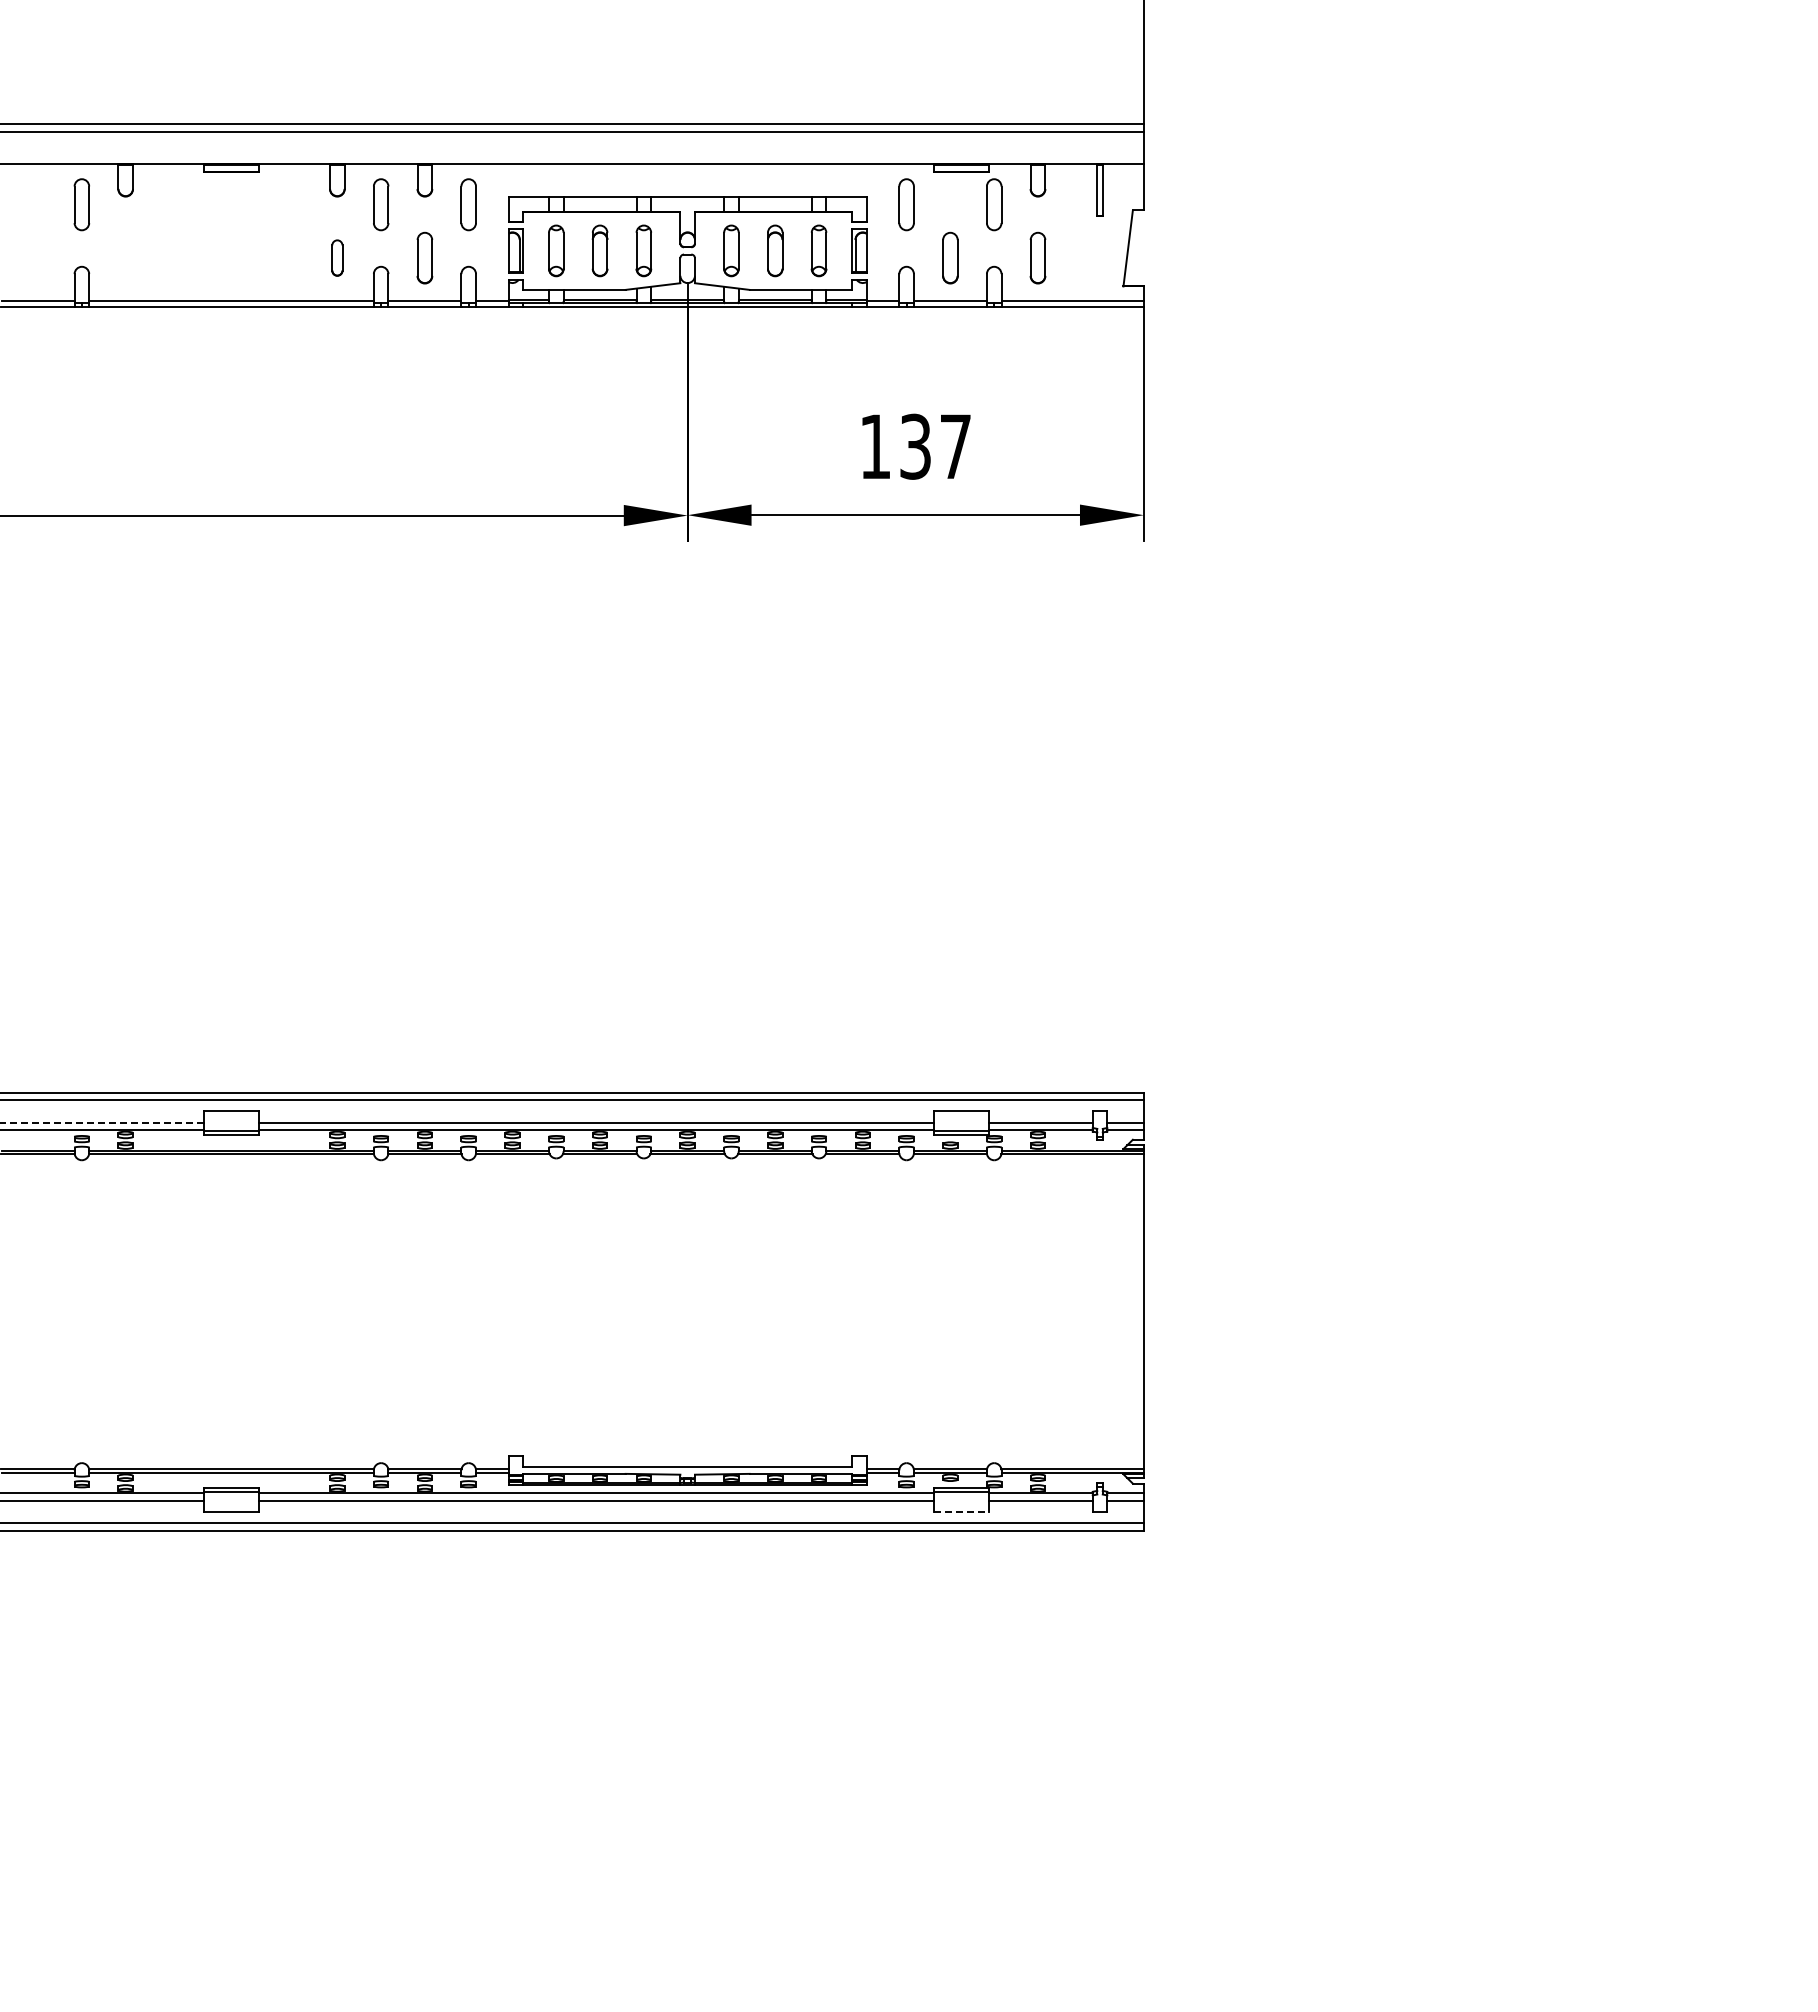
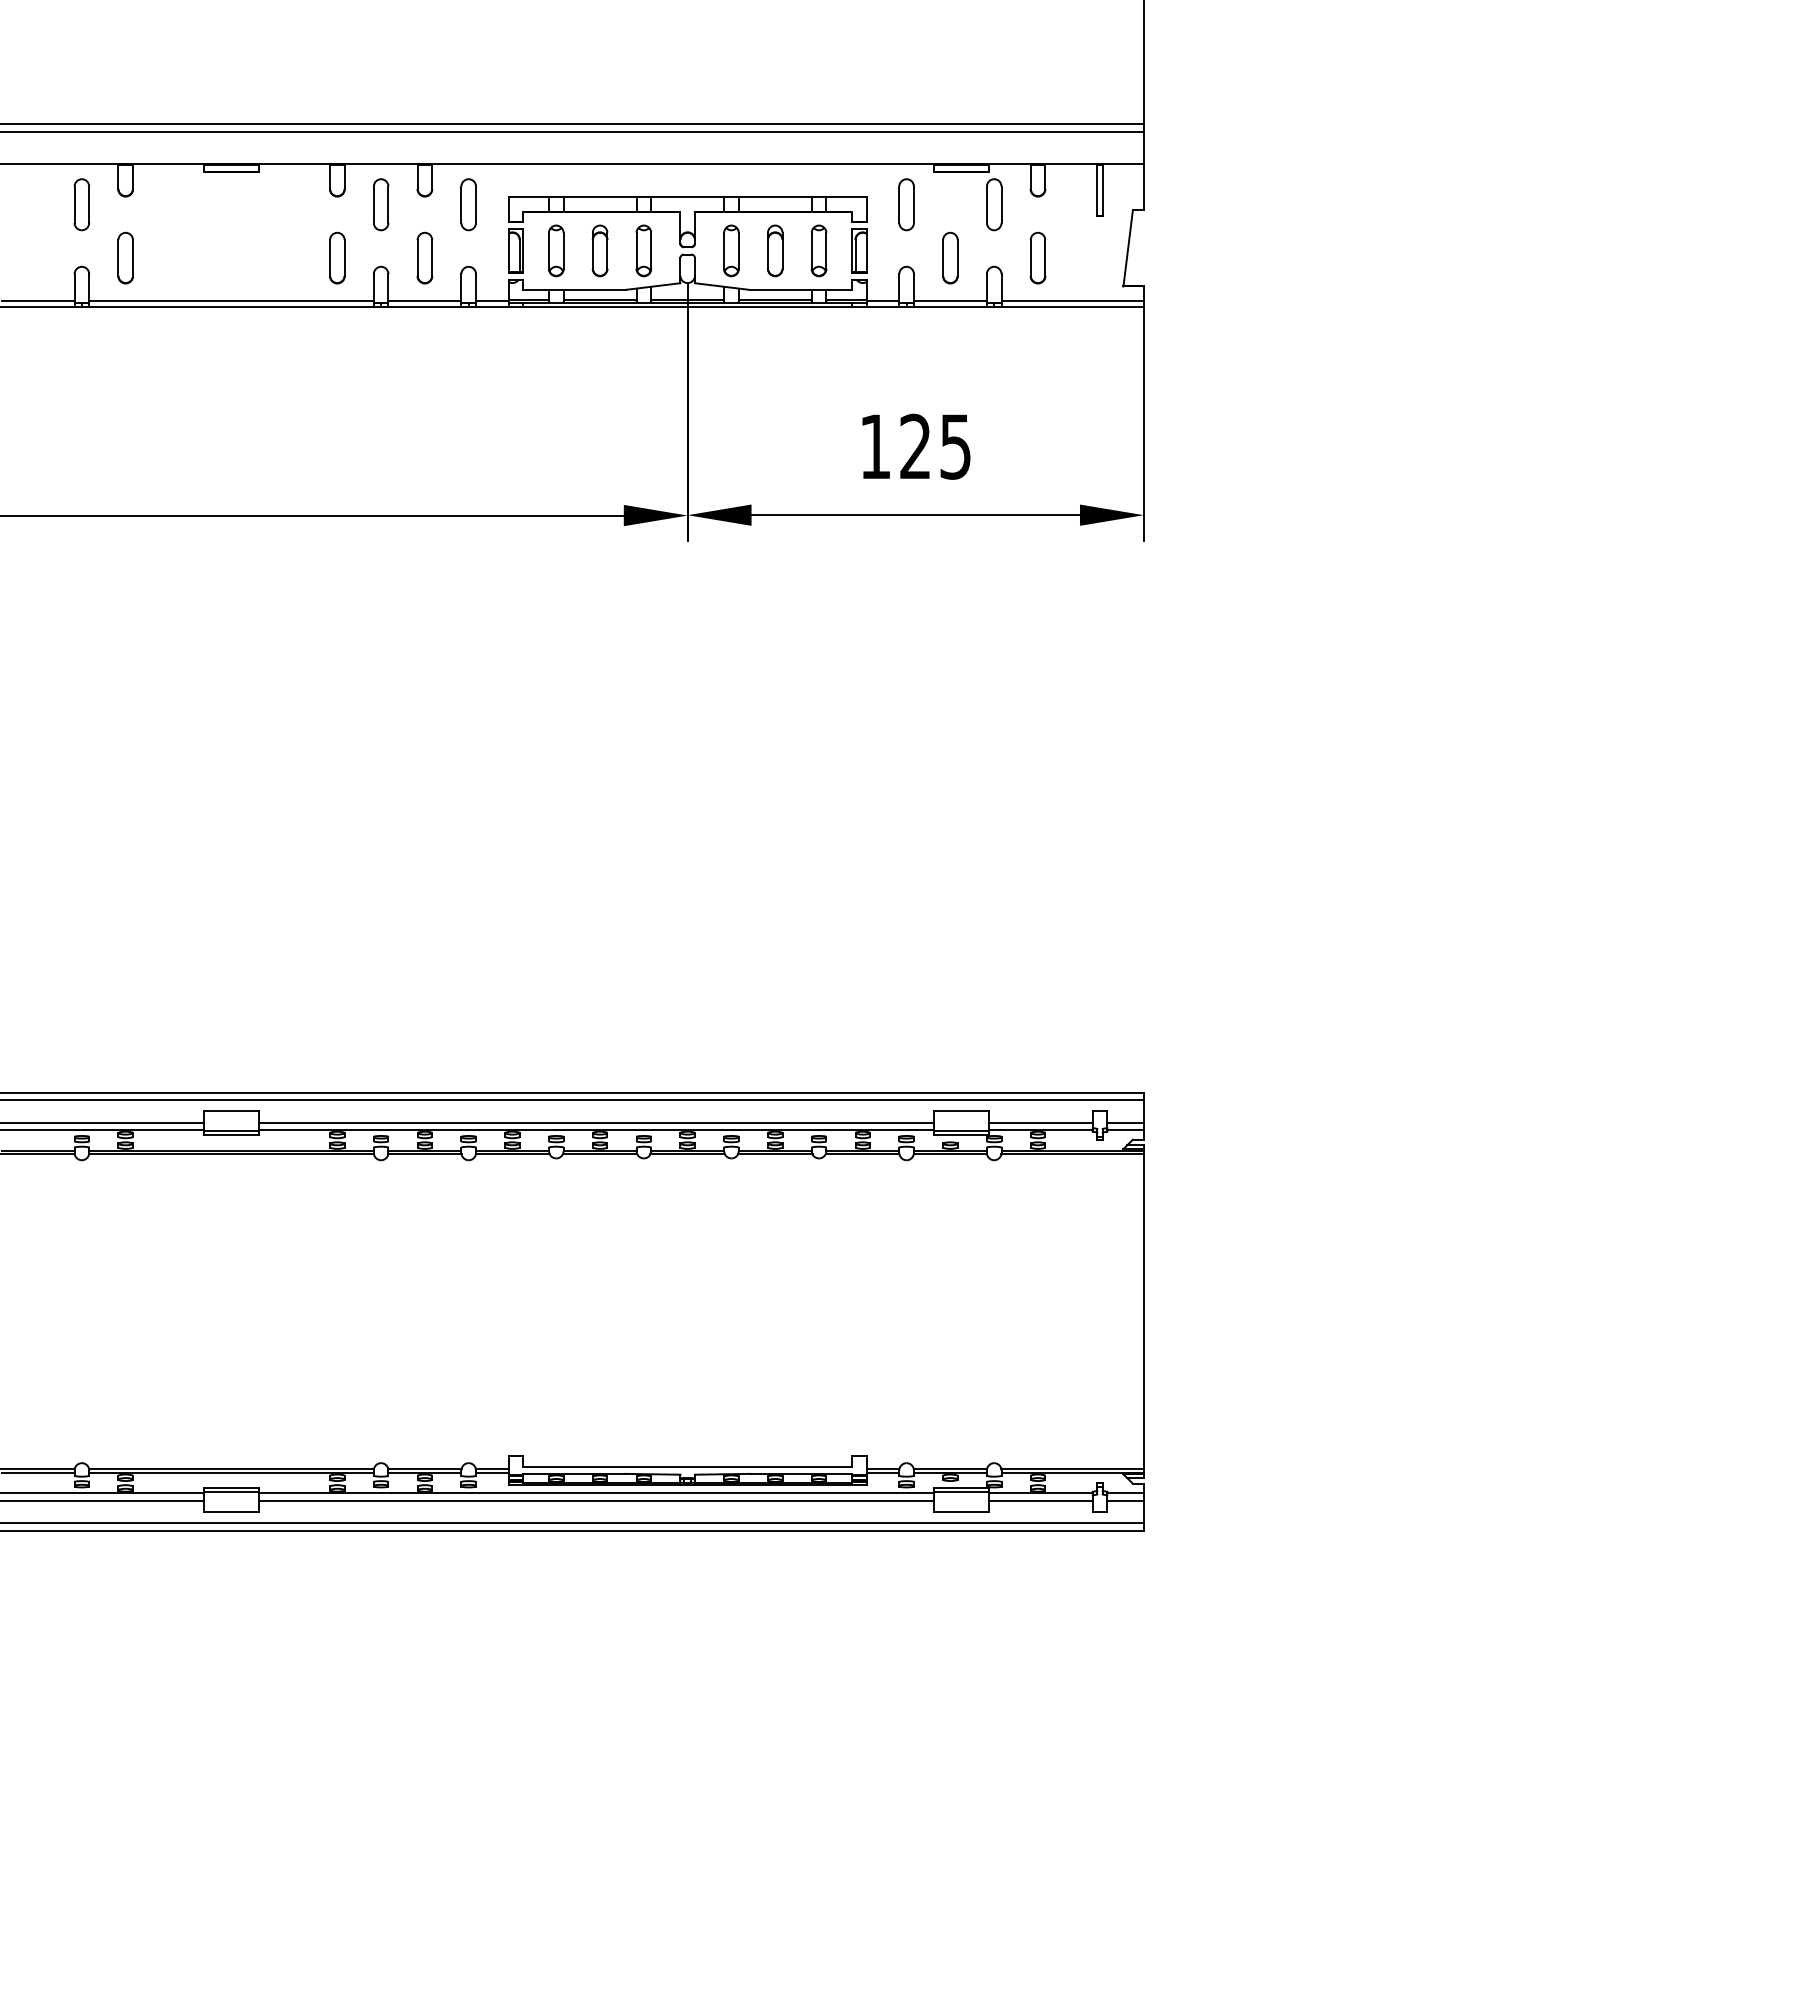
part: none -> present (125, 257)
part size: 13x38 px -> 17x54 px (337, 257)
text: 137 -> 125 (935, 446)
line: dashed -> solid (102, 1122)
line: dashed -> solid (961, 1512)
